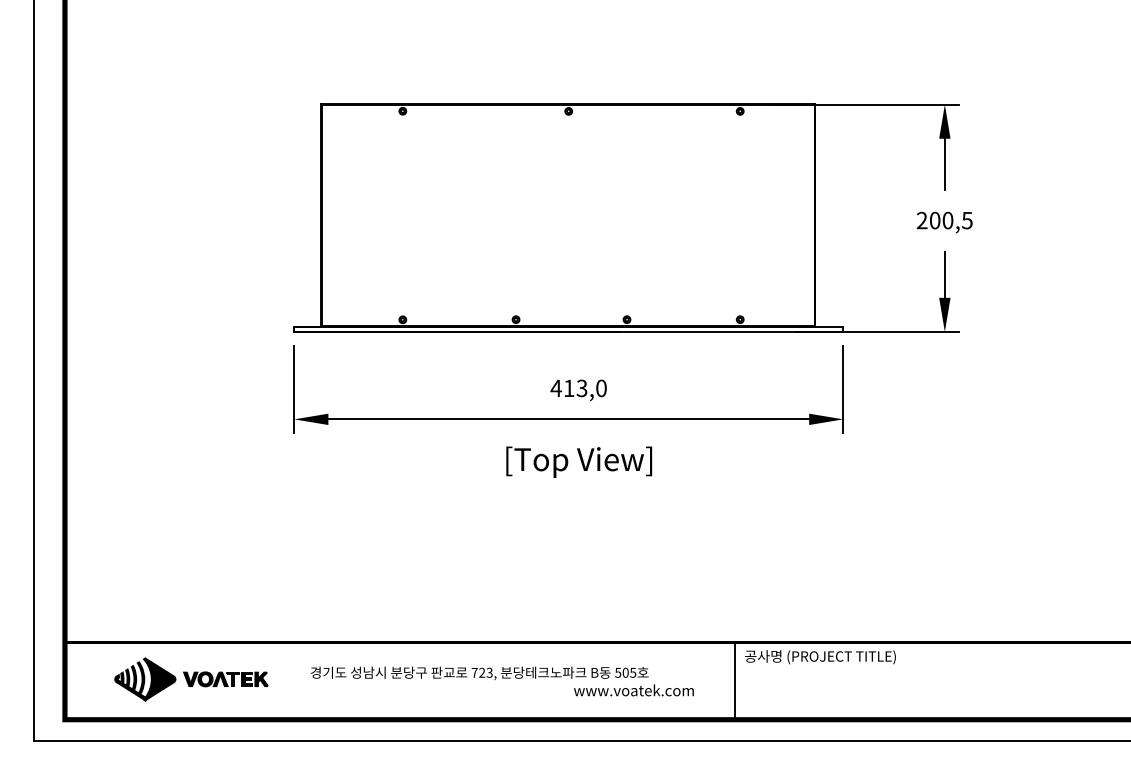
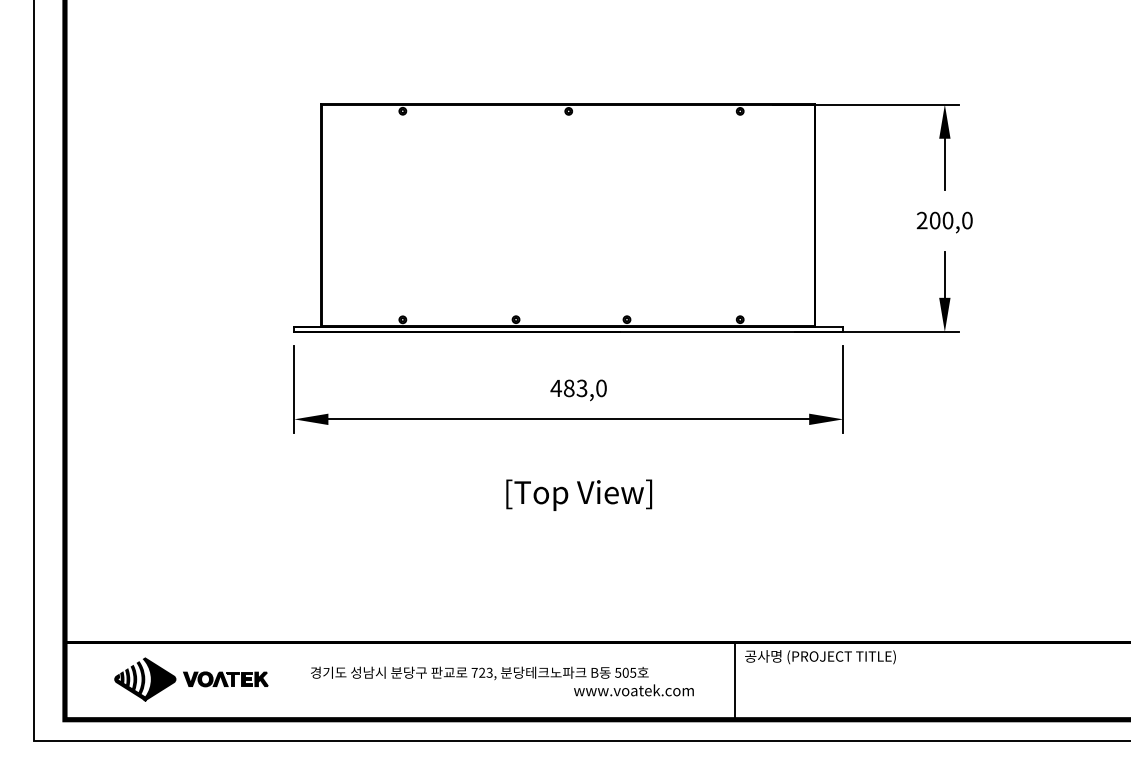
text: 200,5 -> 200,0 (966, 220)
text: 413,0 -> 483,0 (569, 388)
text position: (579, 461) -> (579, 494) (579, 494)
